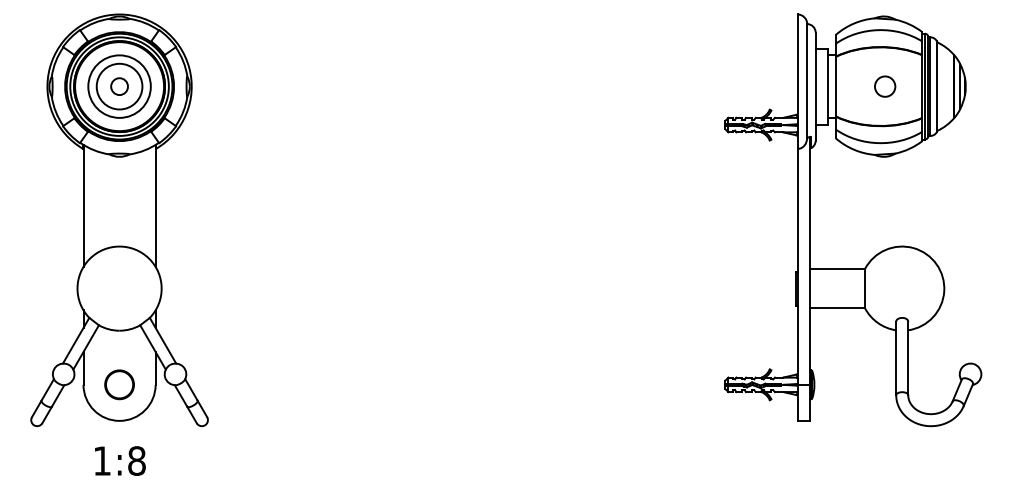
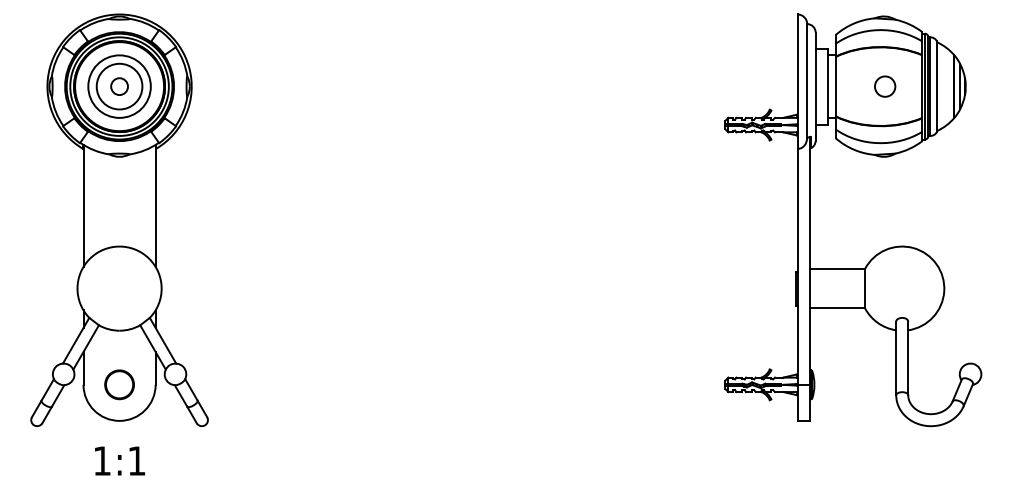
text: 1:8 -> 1:1 (136, 460)
